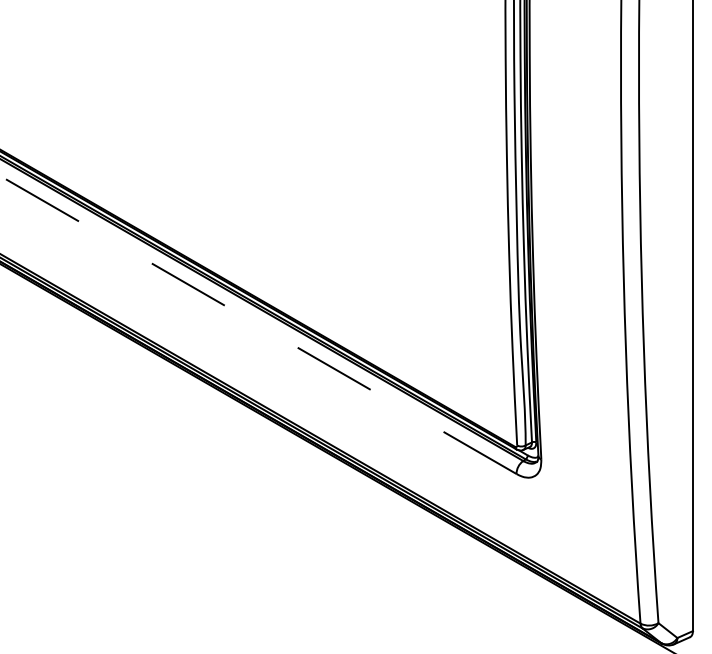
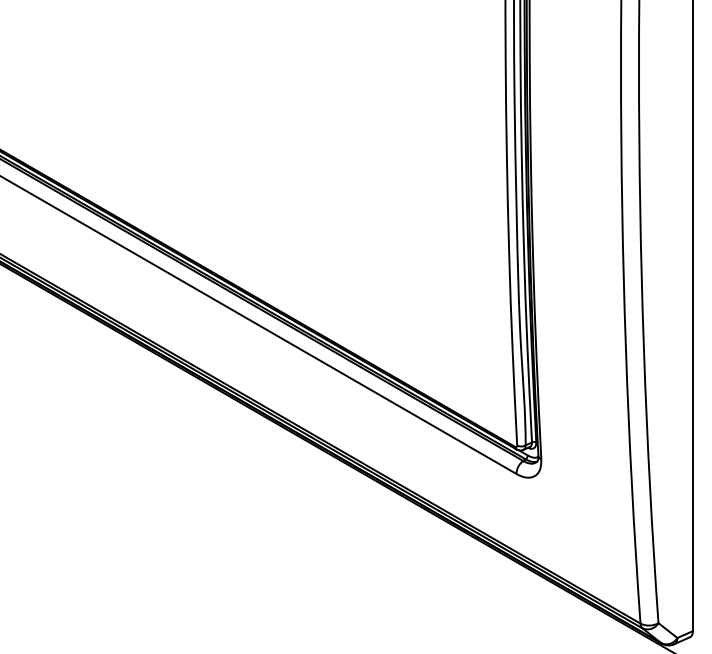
line: dashed -> solid (258, 325)
